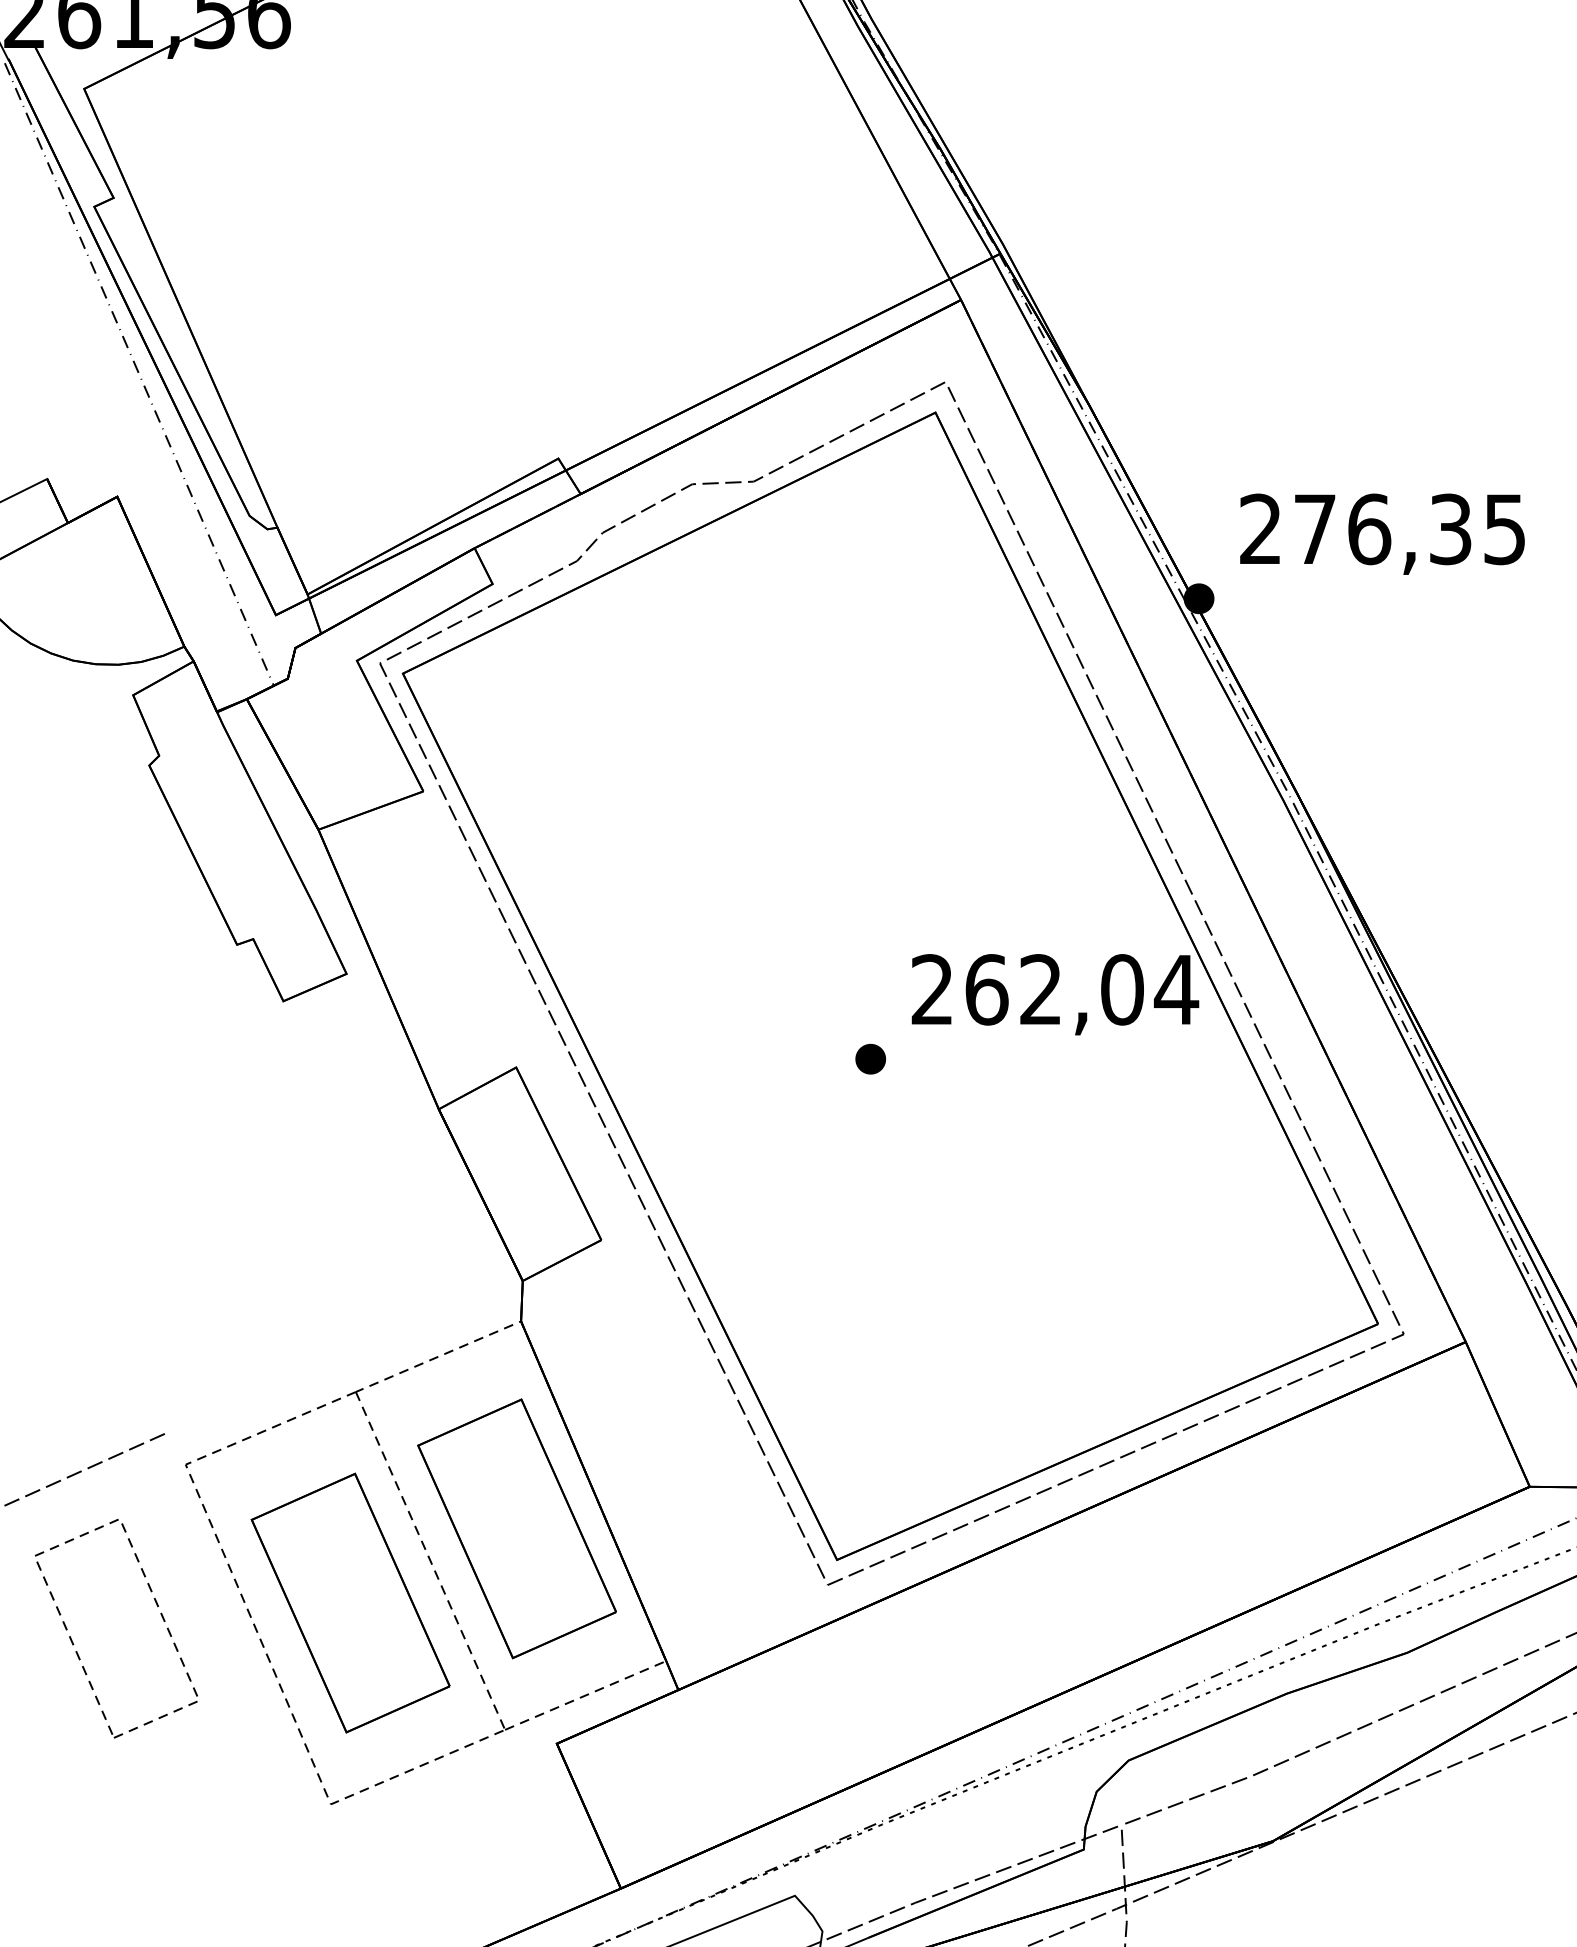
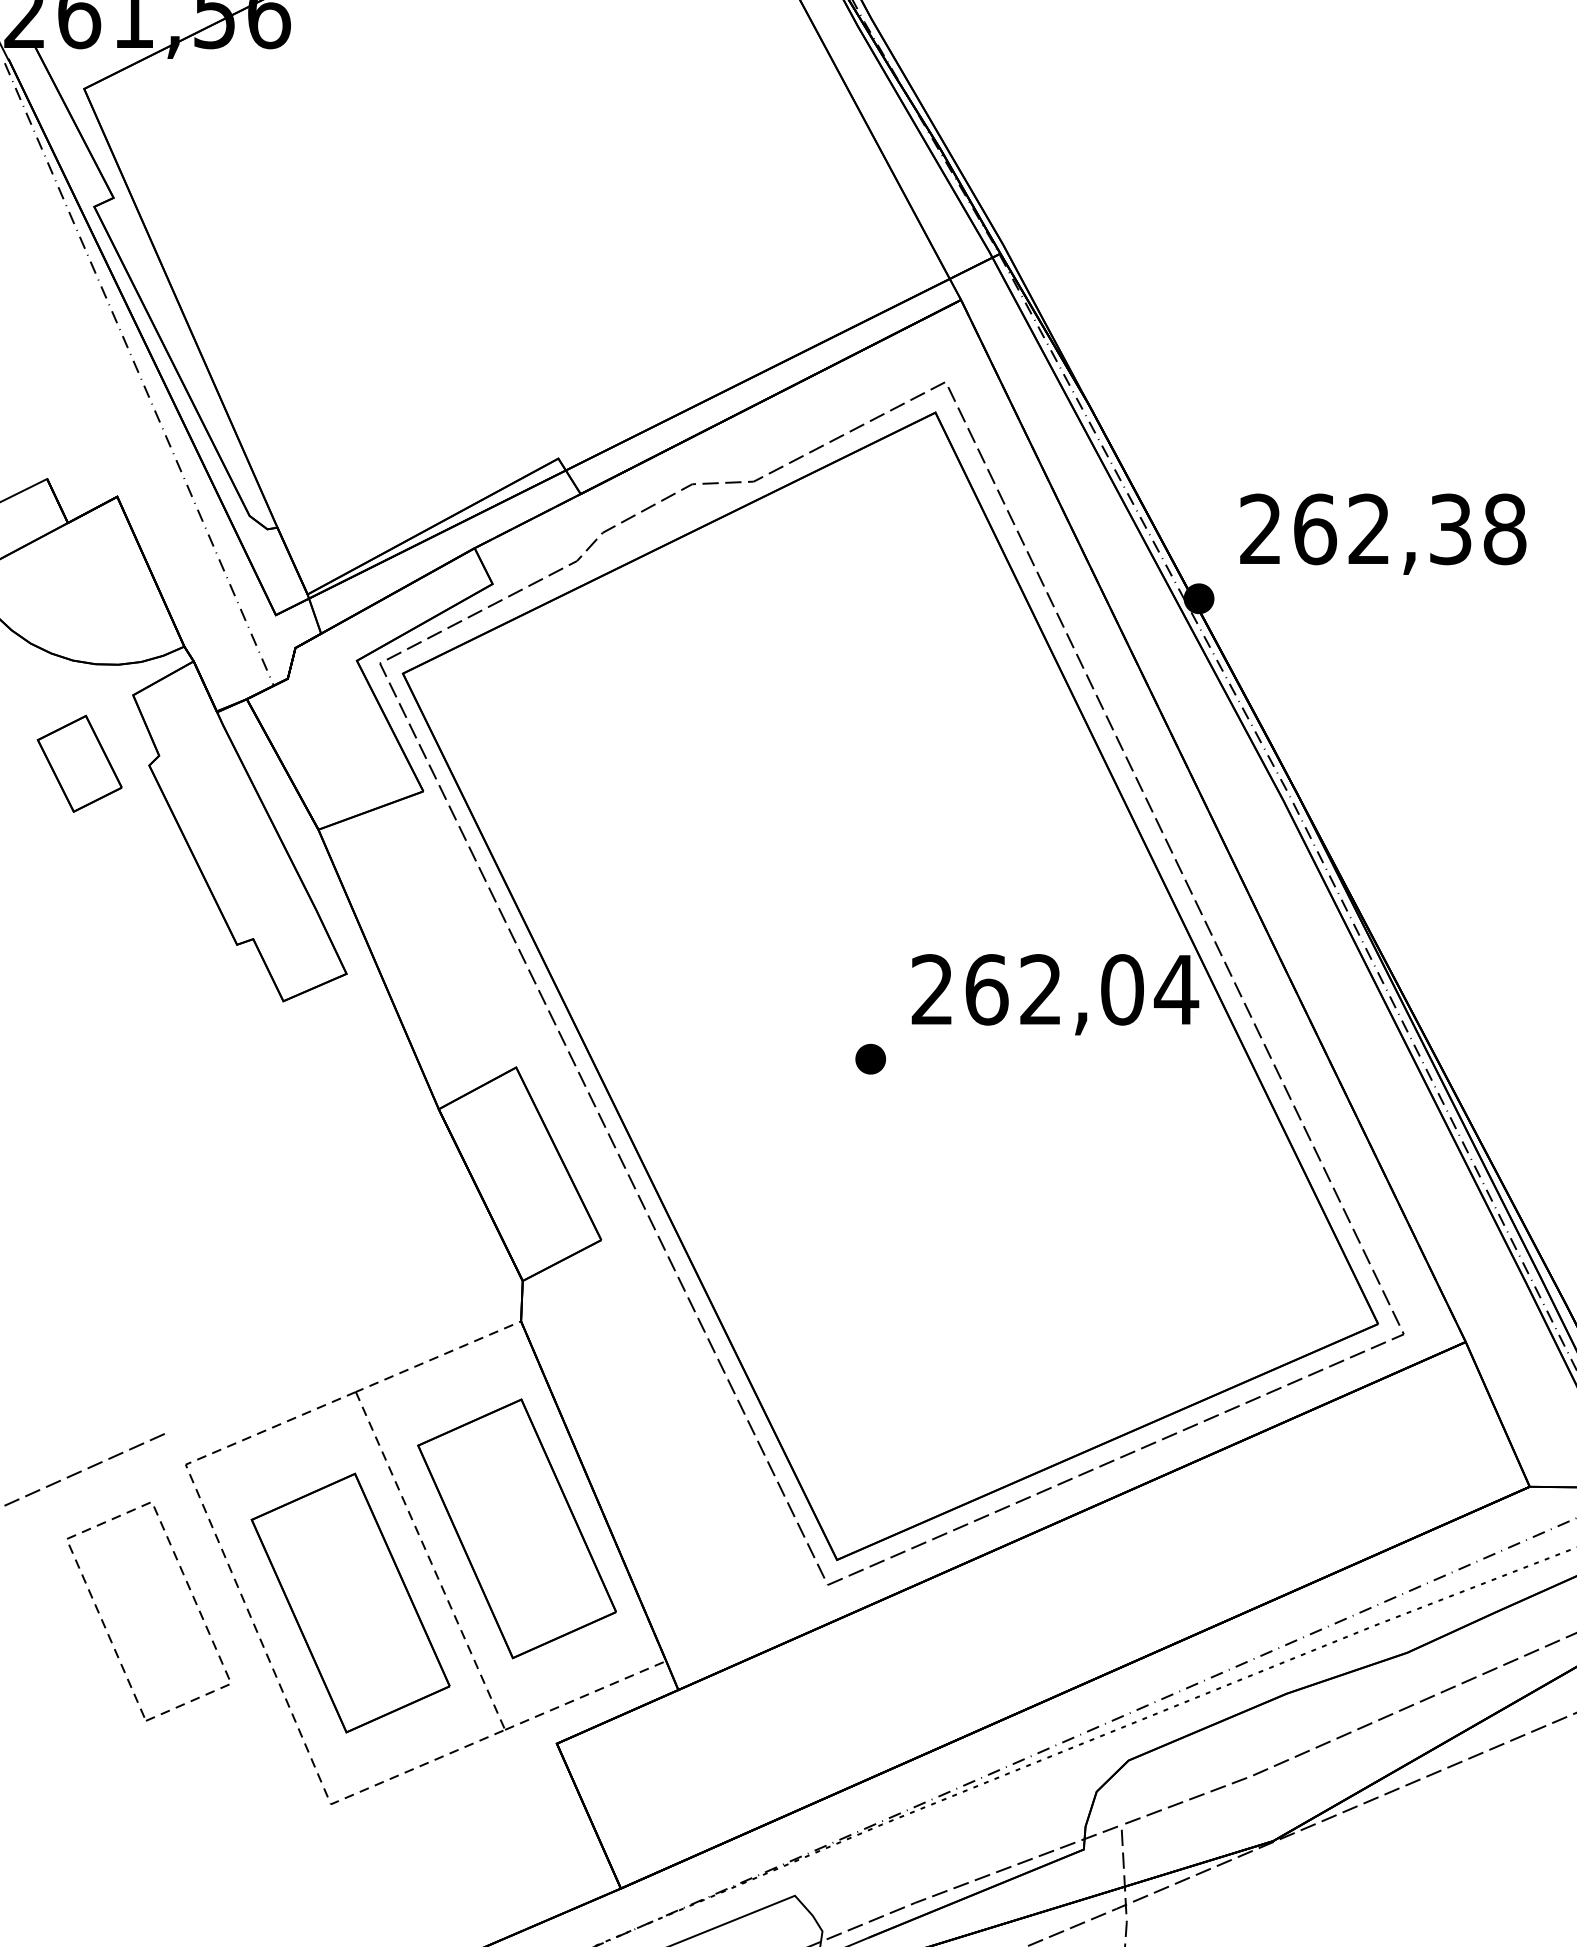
text: 276,35 -> 262,38 (1410, 529)
part: none -> present (79, 763)
part position: (74, 1644) -> (106, 1627) (106, 1627)
